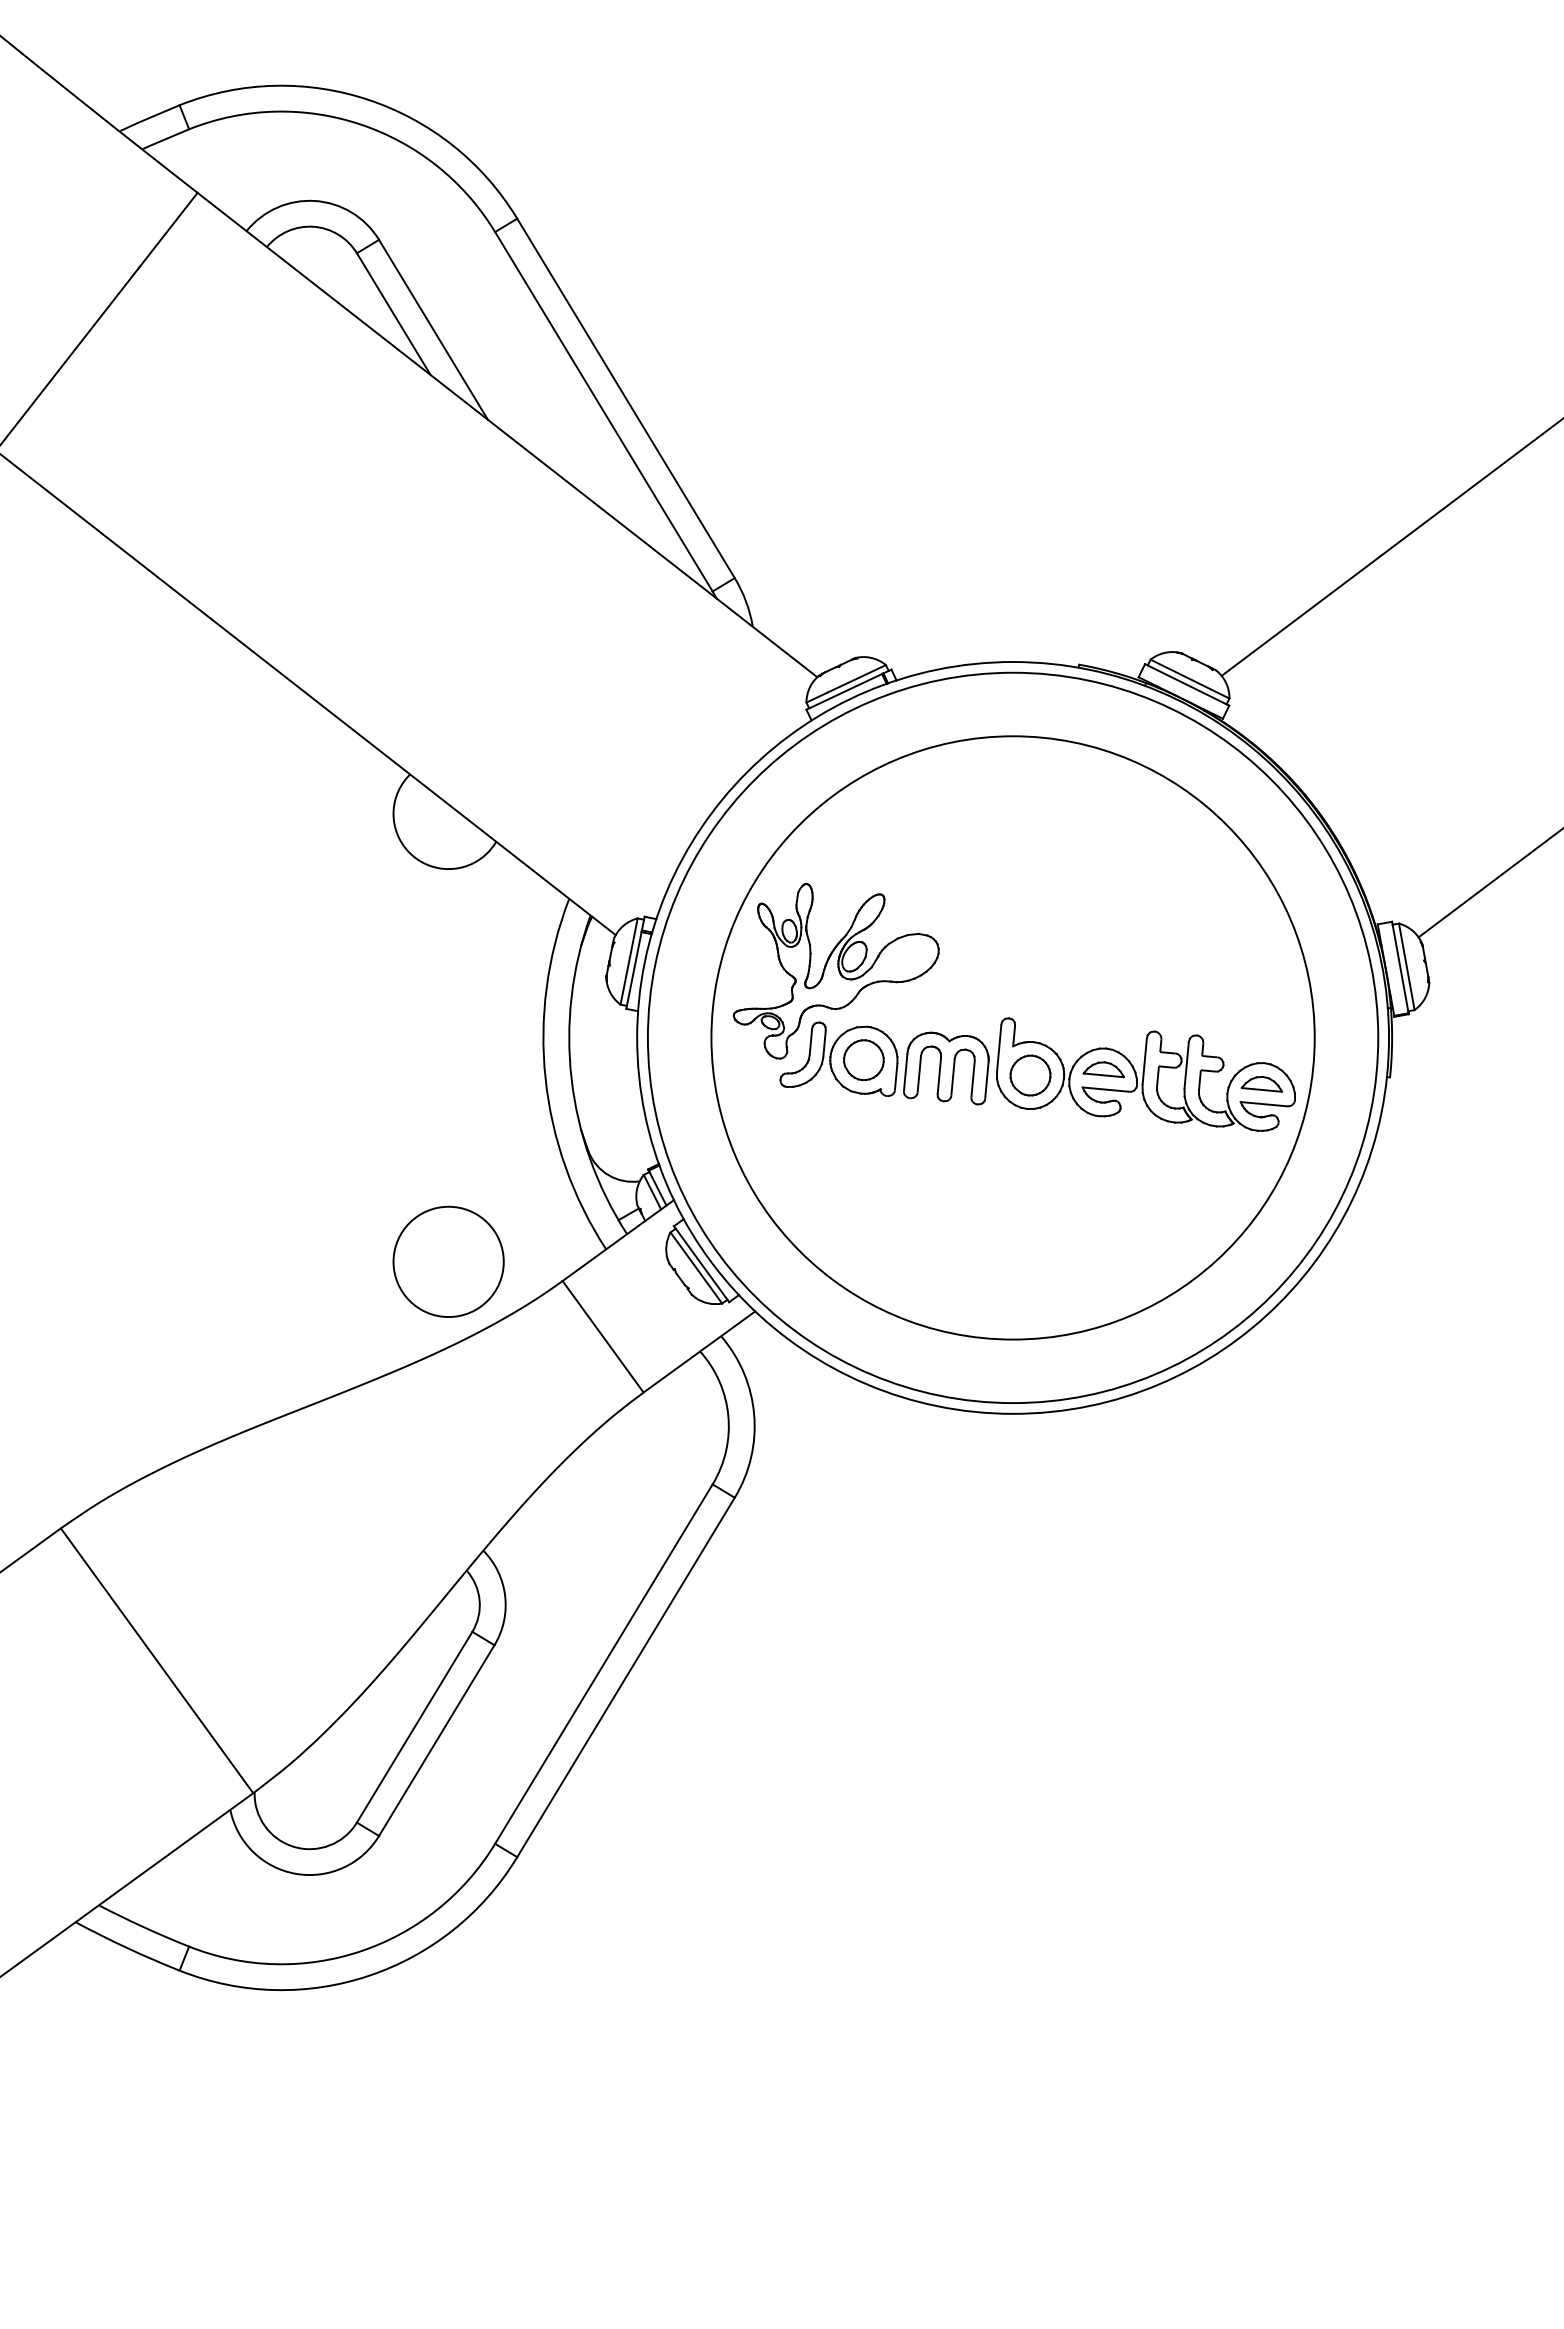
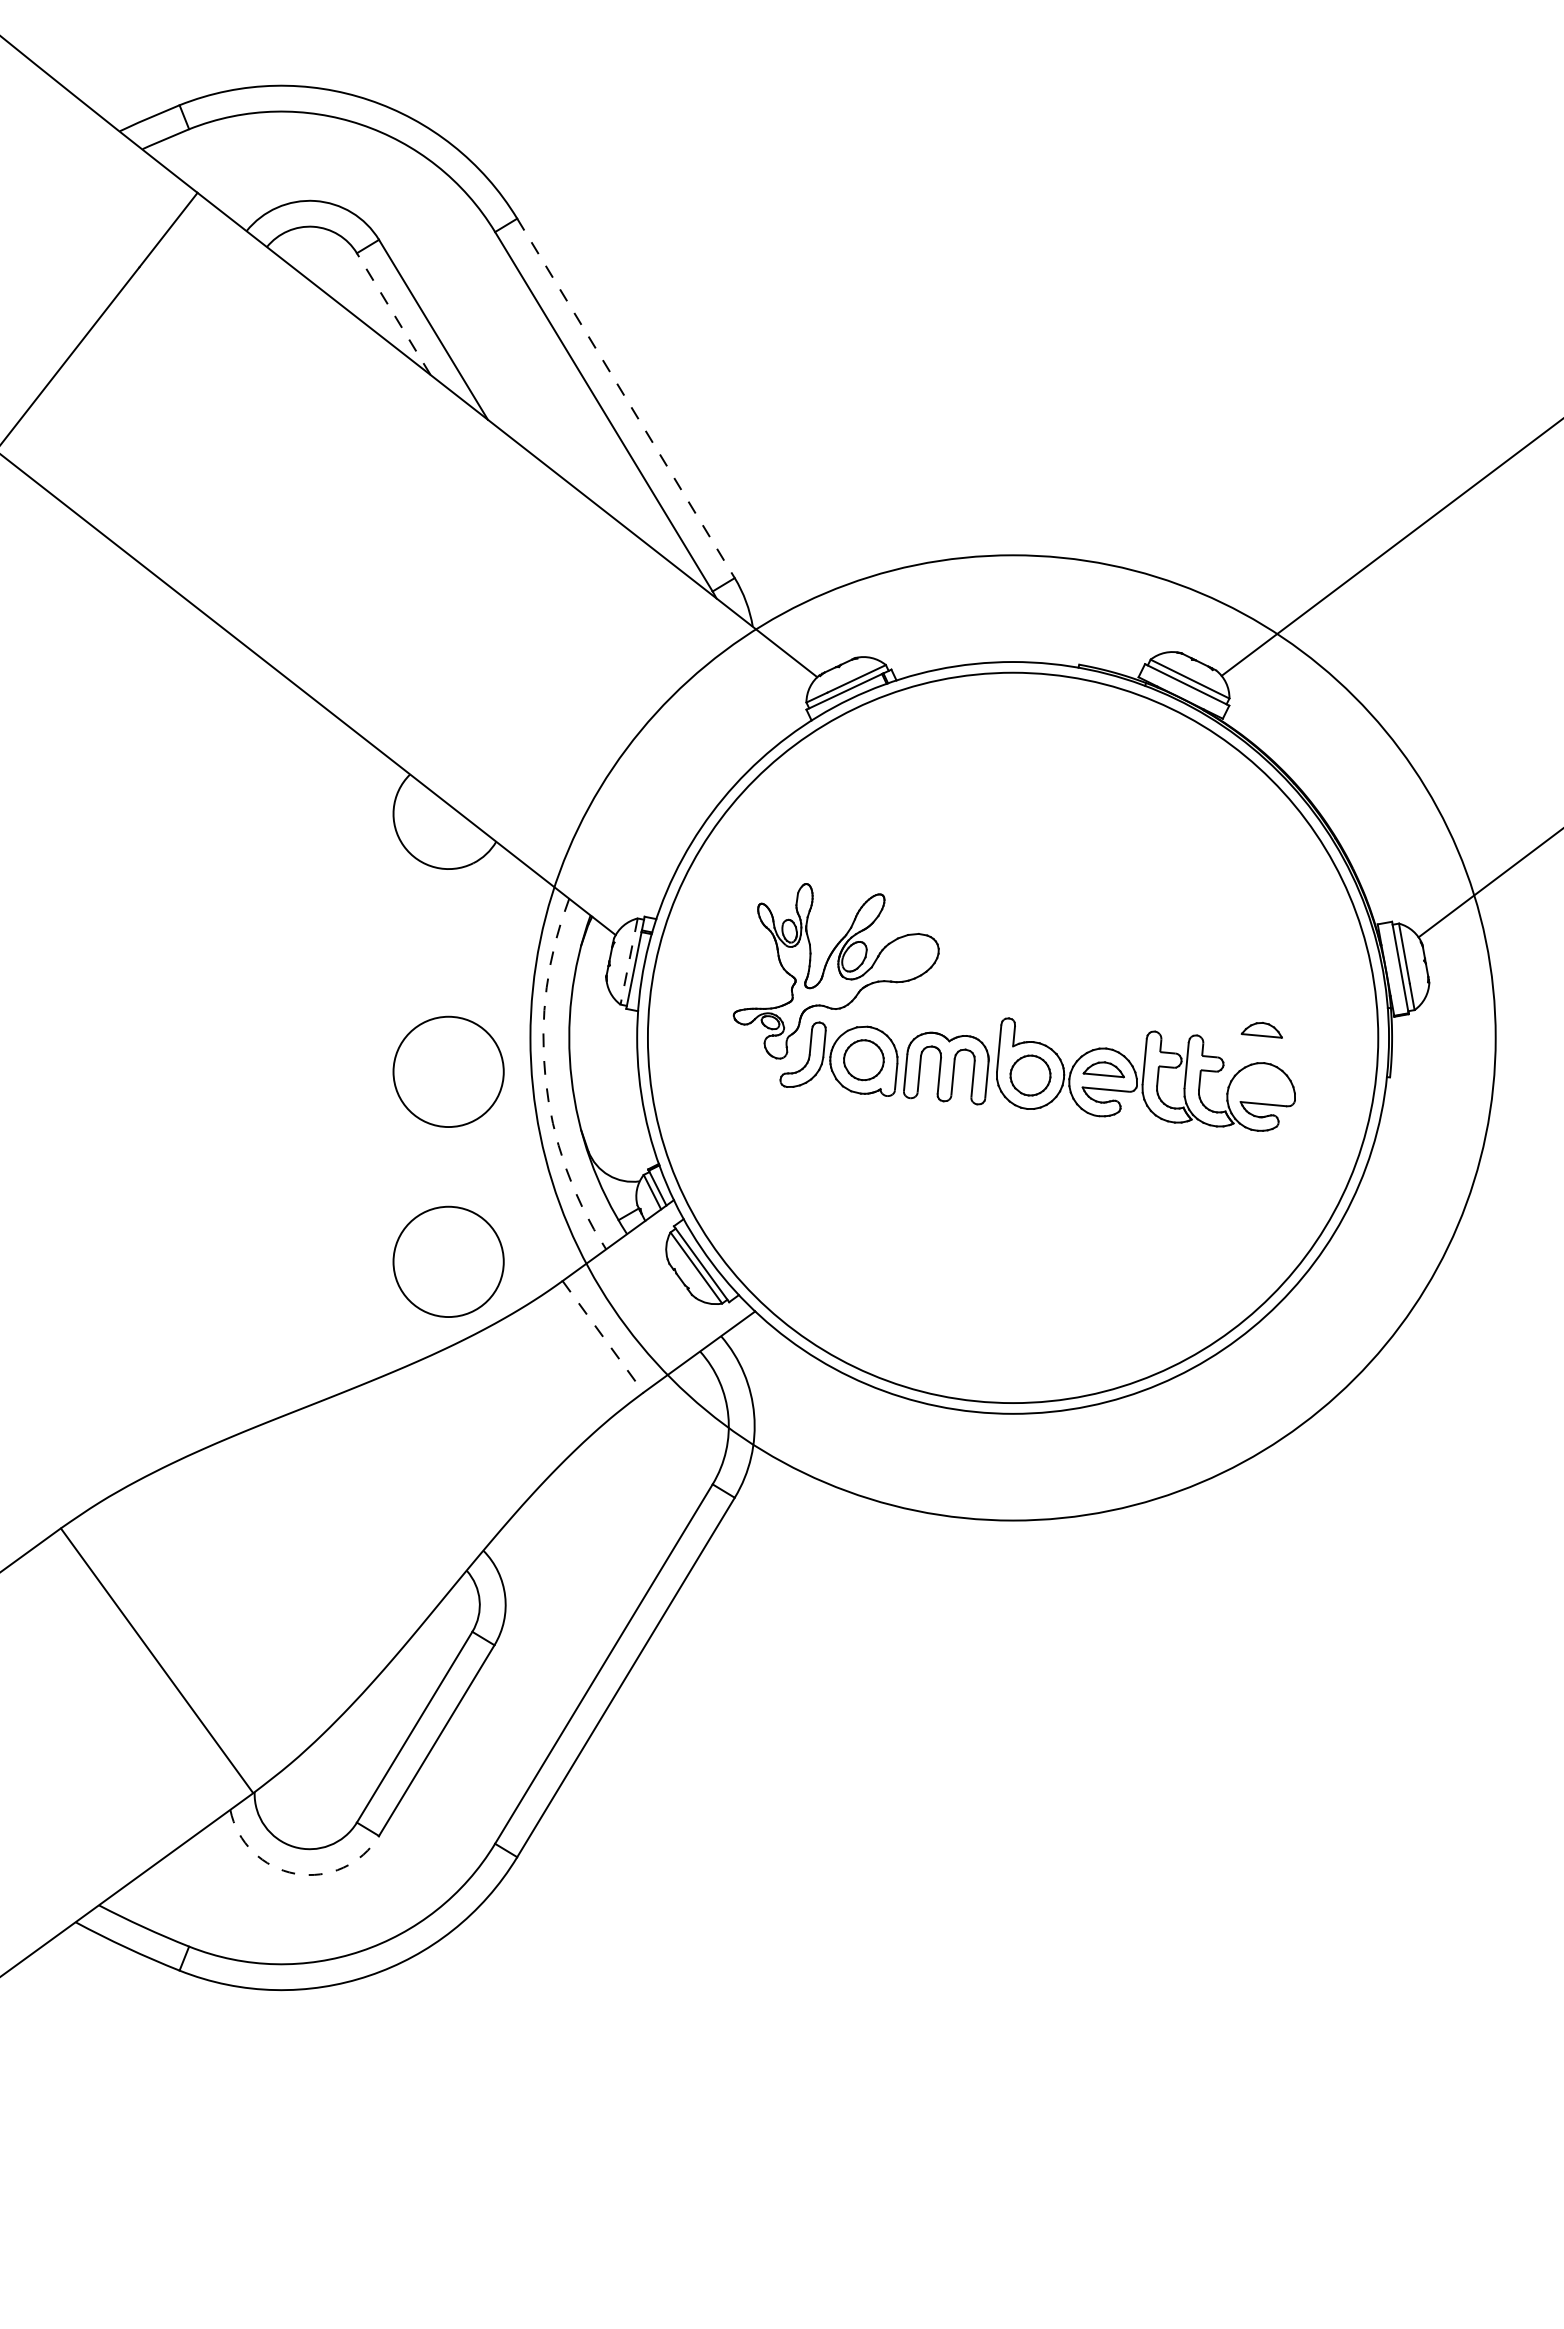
line: solid -> dashed (393, 313)
line: solid -> dashed (626, 398)
line: solid -> dashed (629, 961)
circle diameter: 603 px -> 965 px (1012, 1037)
circle: none -> present (448, 1071)
arc: solid -> dashed (545, 1078)
part position: (1261, 1084) -> (1261, 1030) (1261, 1030)
line: solid -> dashed (603, 1336)
arc: solid -> dashed (295, 1873)
